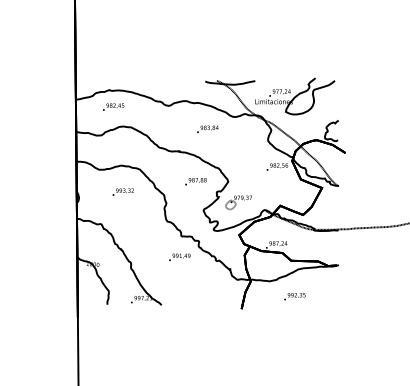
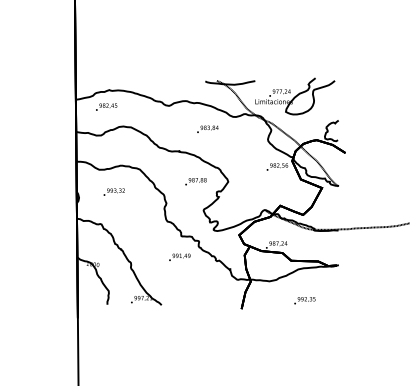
text position: (113, 106) -> (106, 106) (106, 106)
text position: (122, 191) -> (113, 191) (113, 191)
part: present -> none (238, 202)
text position: (294, 296) -> (304, 300) (304, 300)
